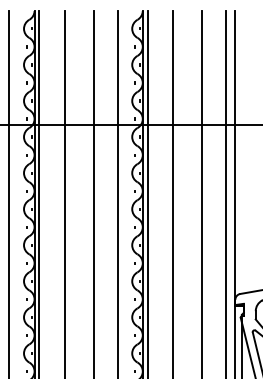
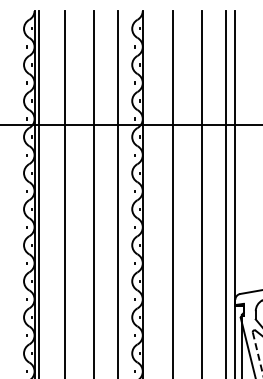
line: present -> none (9, 193)
line: present -> none (147, 193)
line: solid -> dashed (257, 353)
